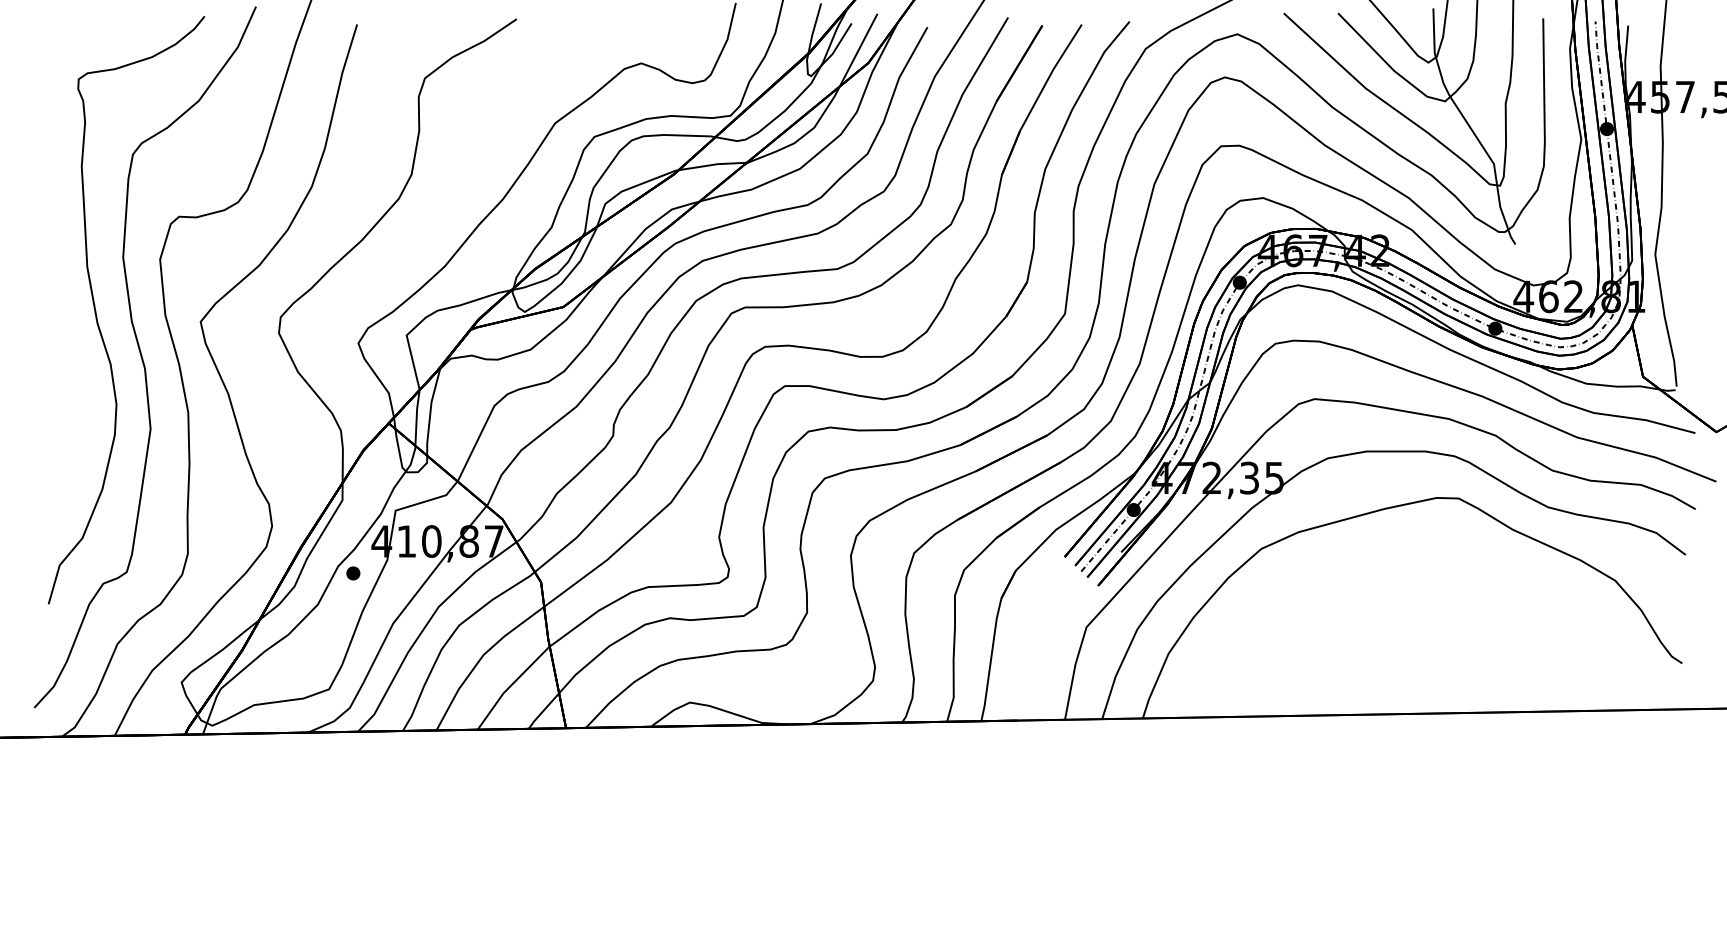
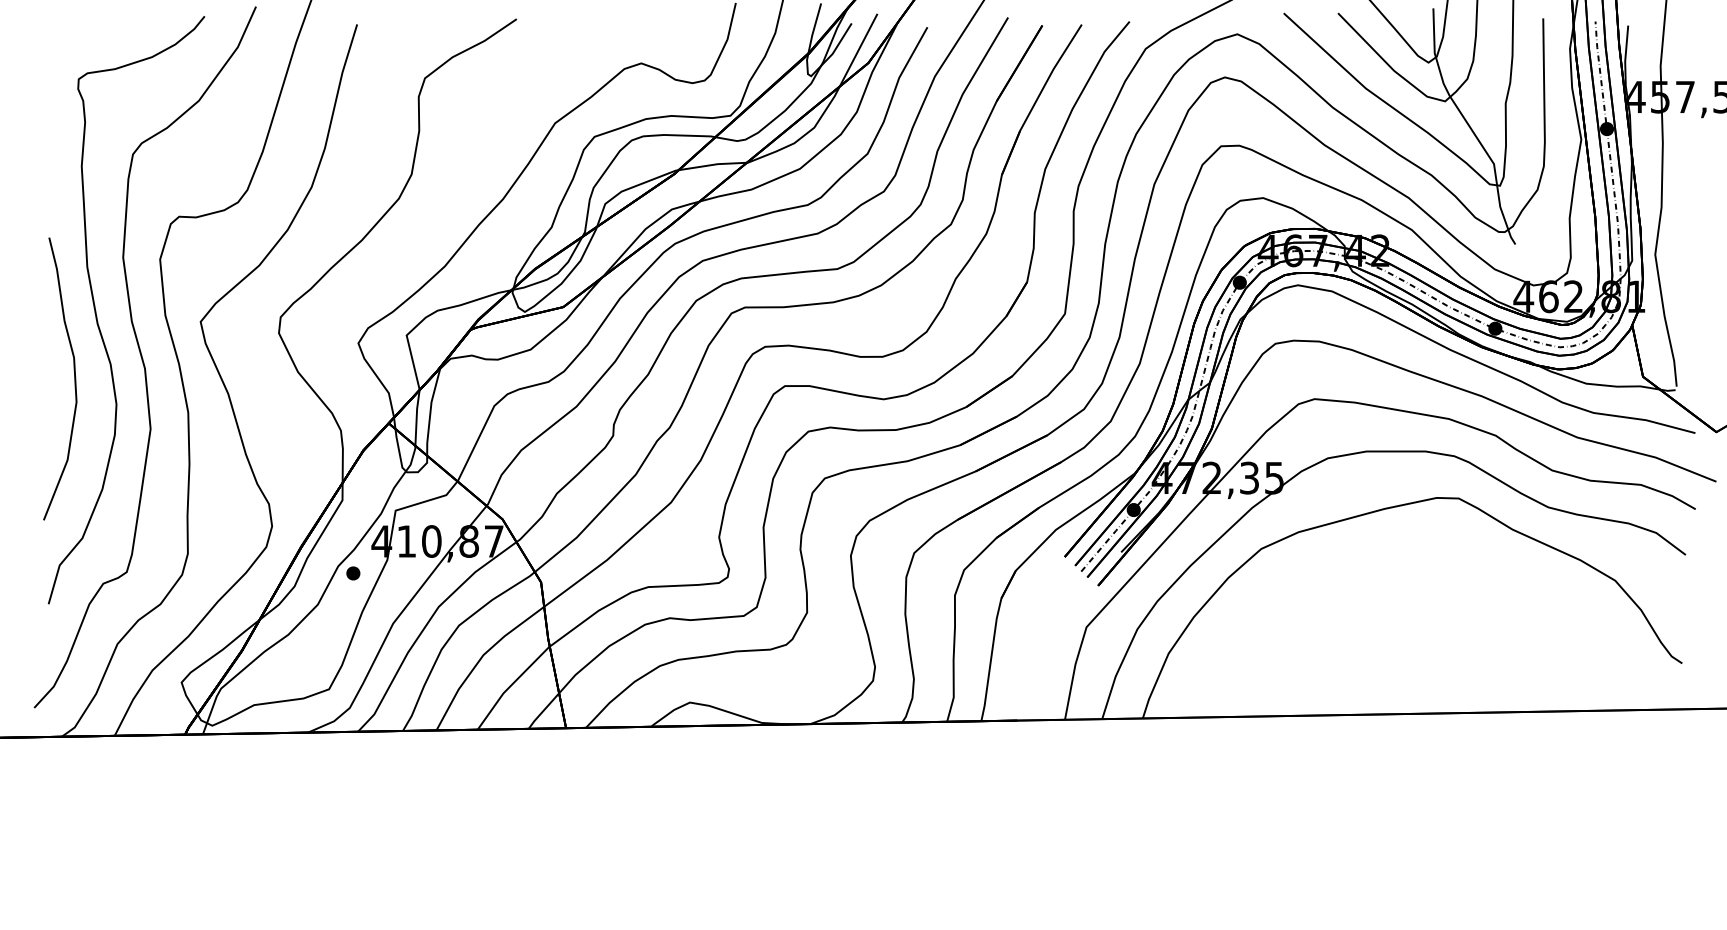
curve: none -> present (74, 378)
